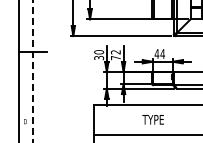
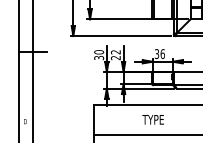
text: 44 -> 36 (159, 54)
text: 72 -> 22 (115, 58)
line: dashed -> solid (32, 71)
